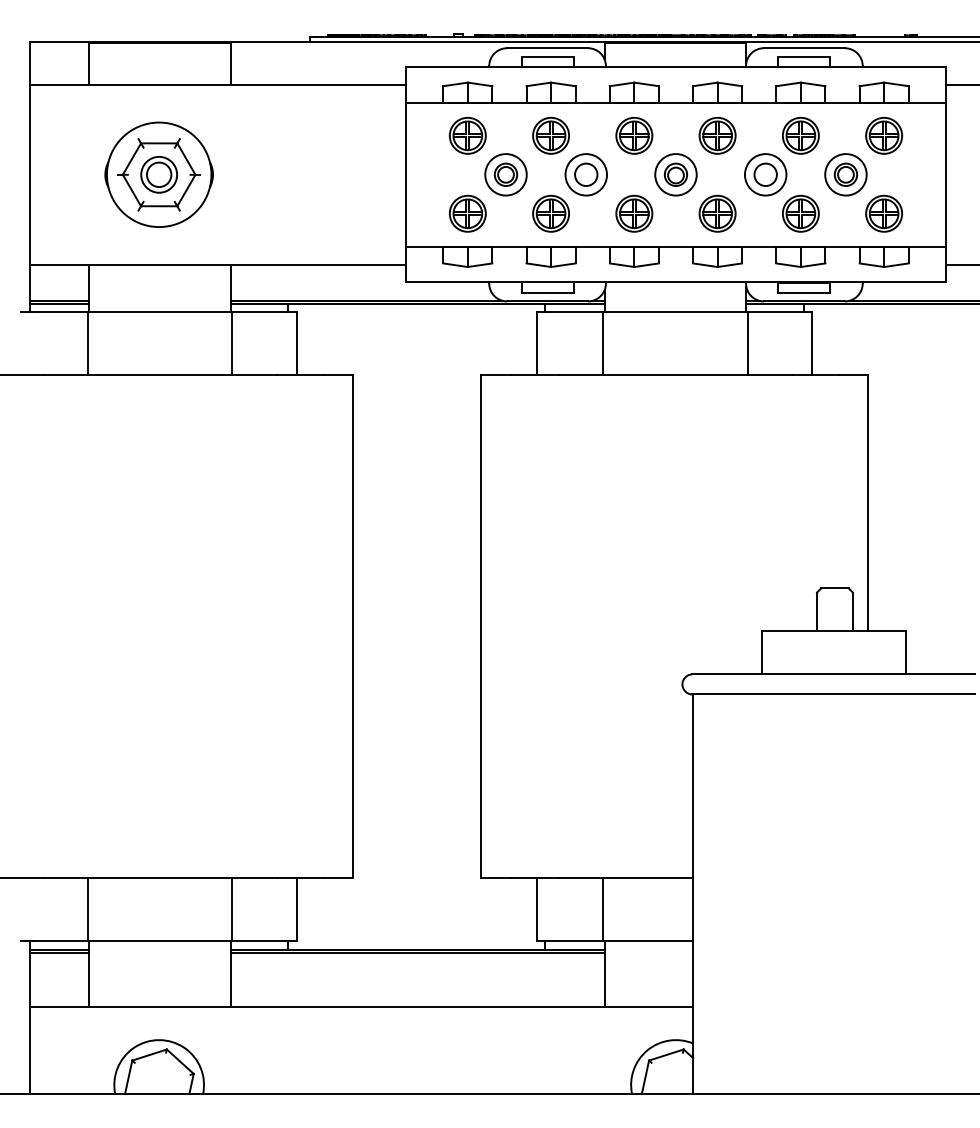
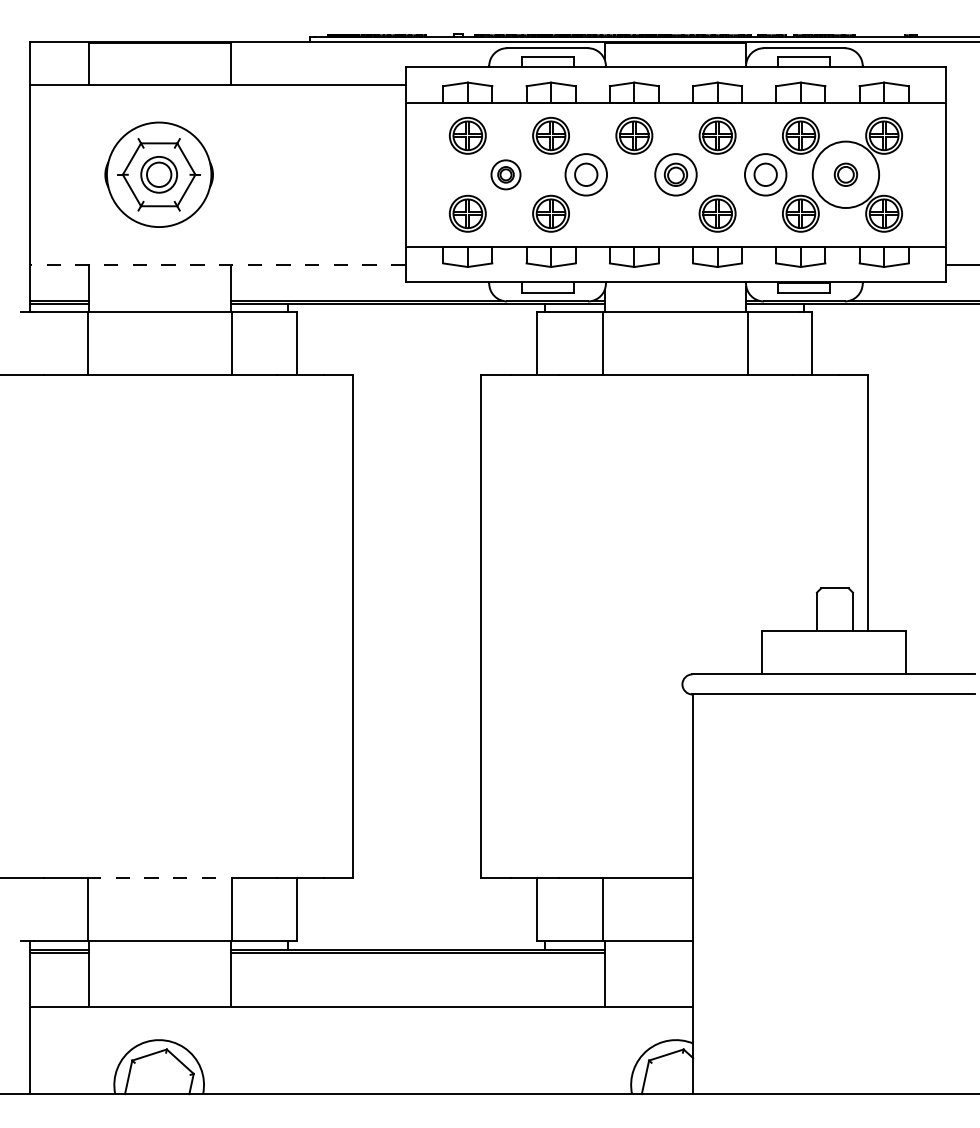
line: present -> none (961, 85)
part size: 44x44 px -> 32x32 px (505, 174)
circle diameter: 41 px -> 66 px (845, 174)
part: present -> none (634, 213)
line: solid -> dashed (217, 264)
line: solid -> dashed (159, 877)
